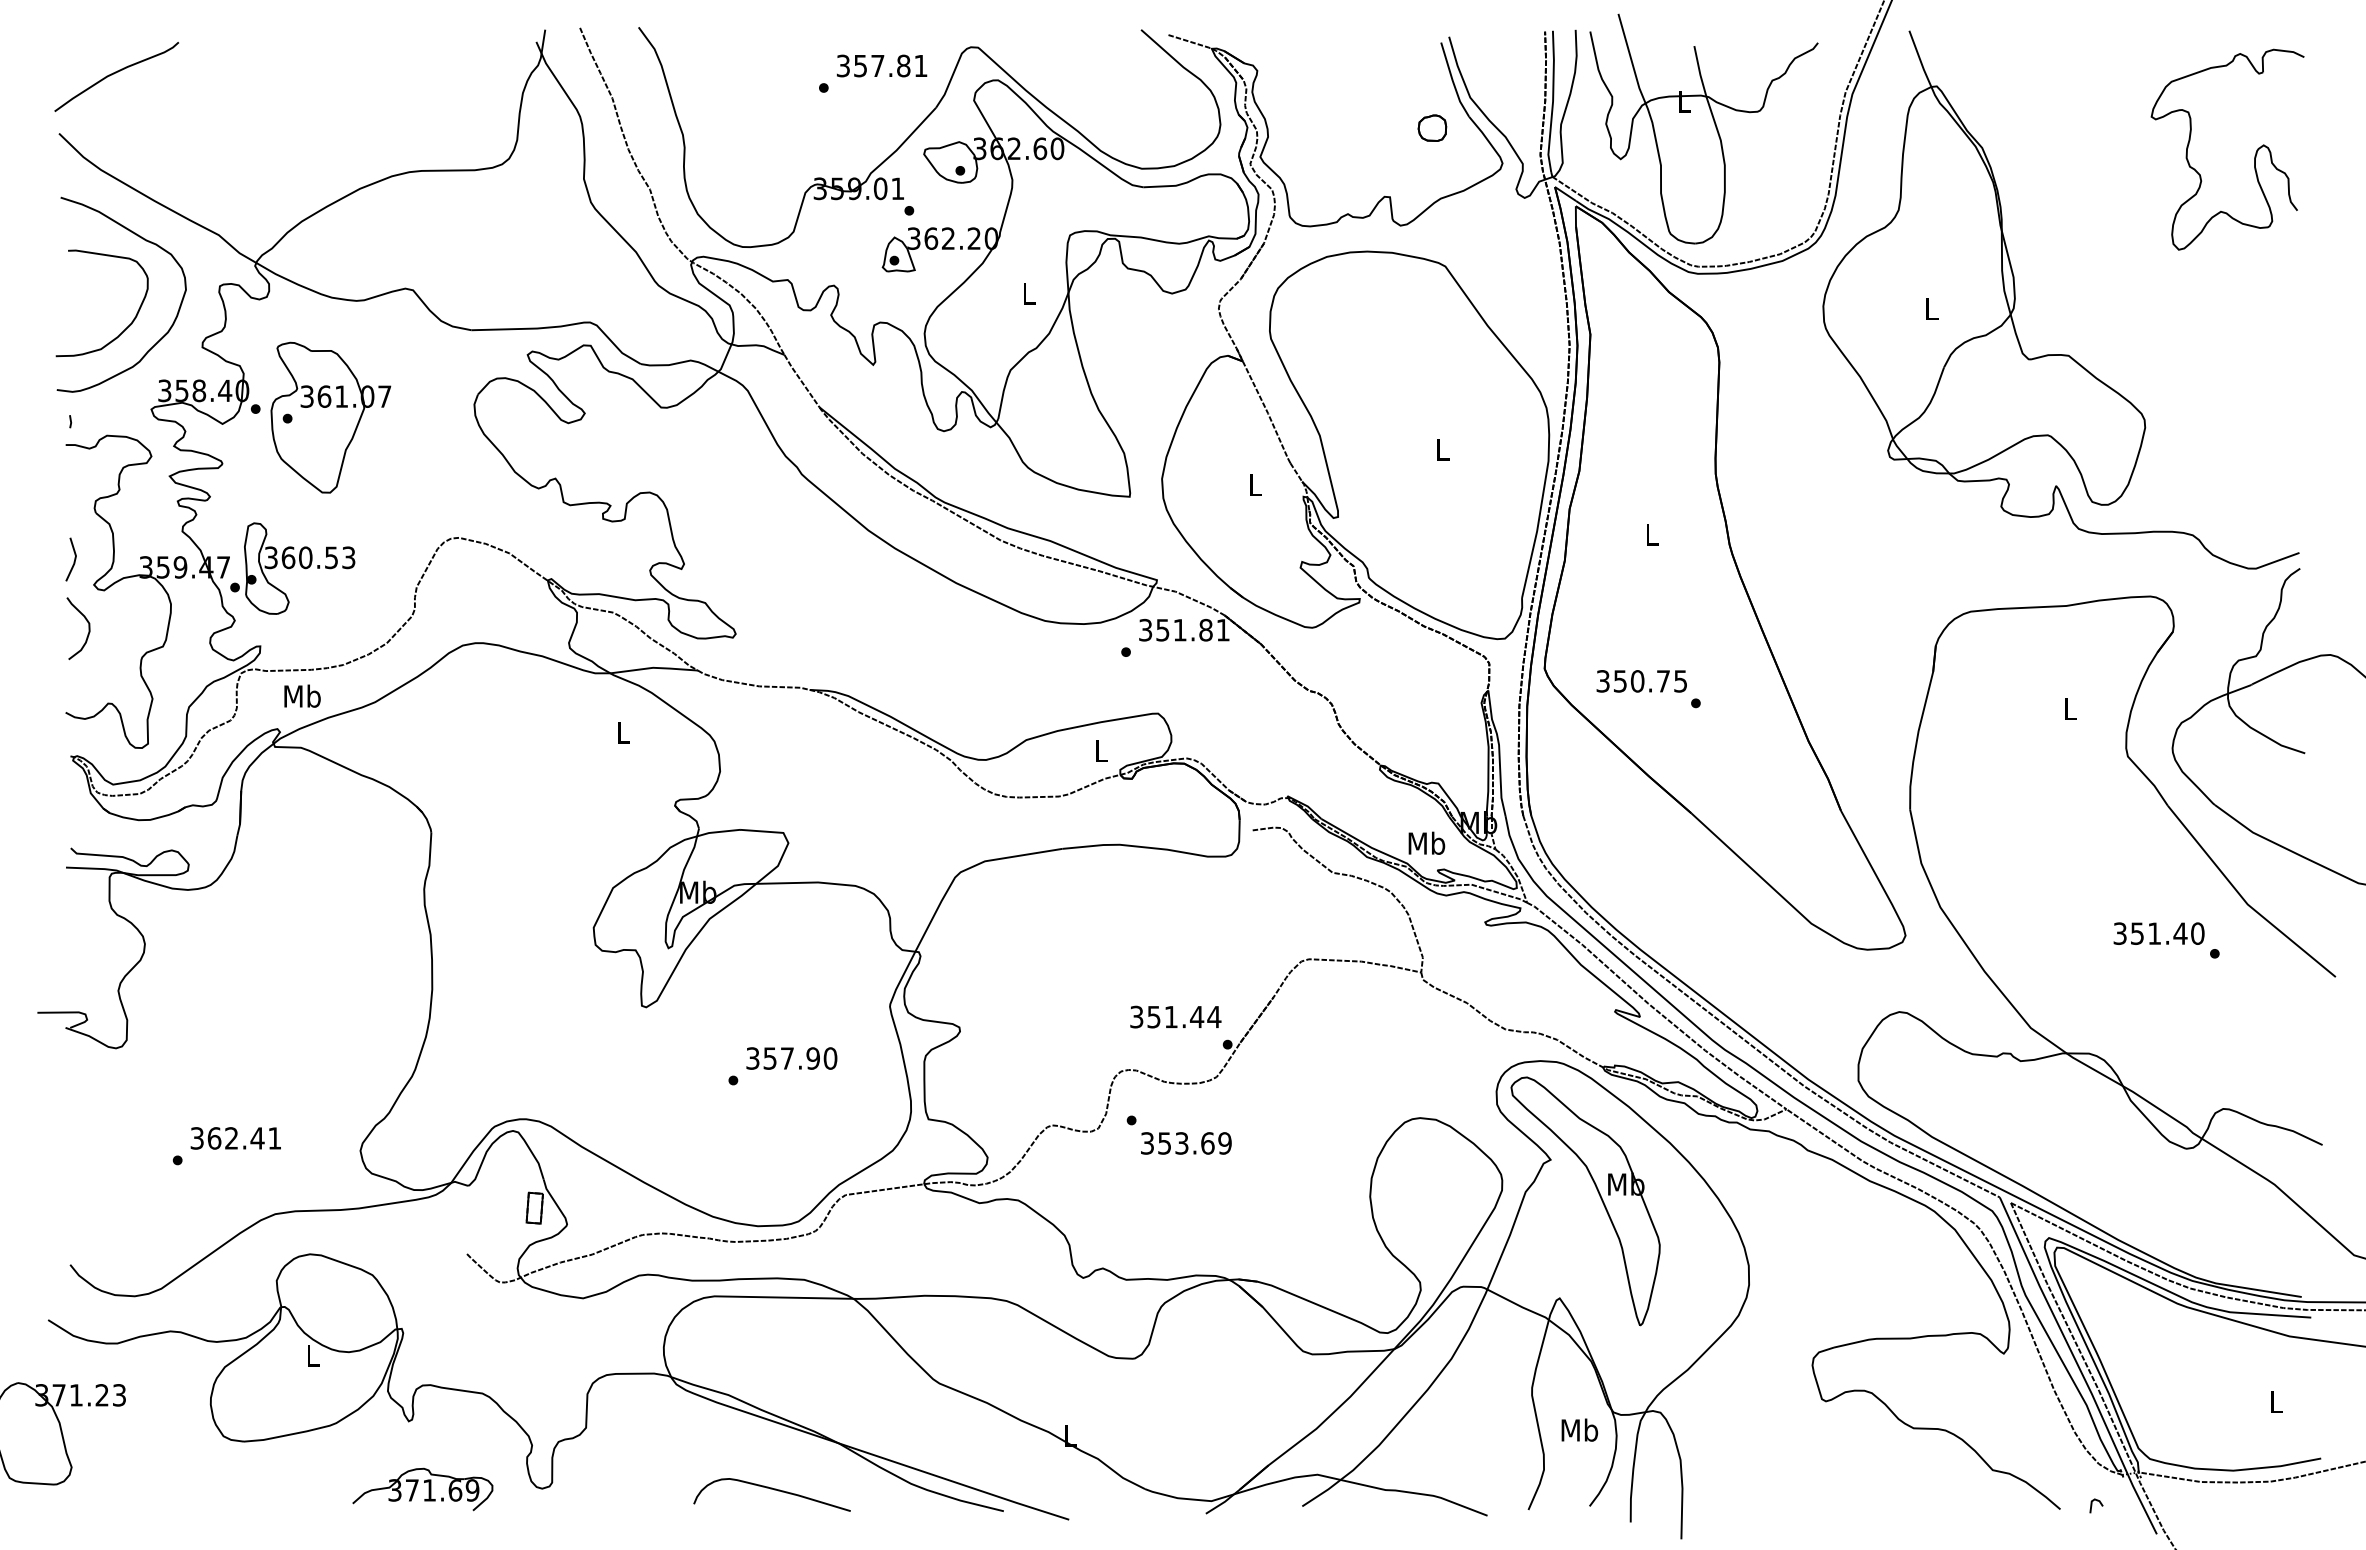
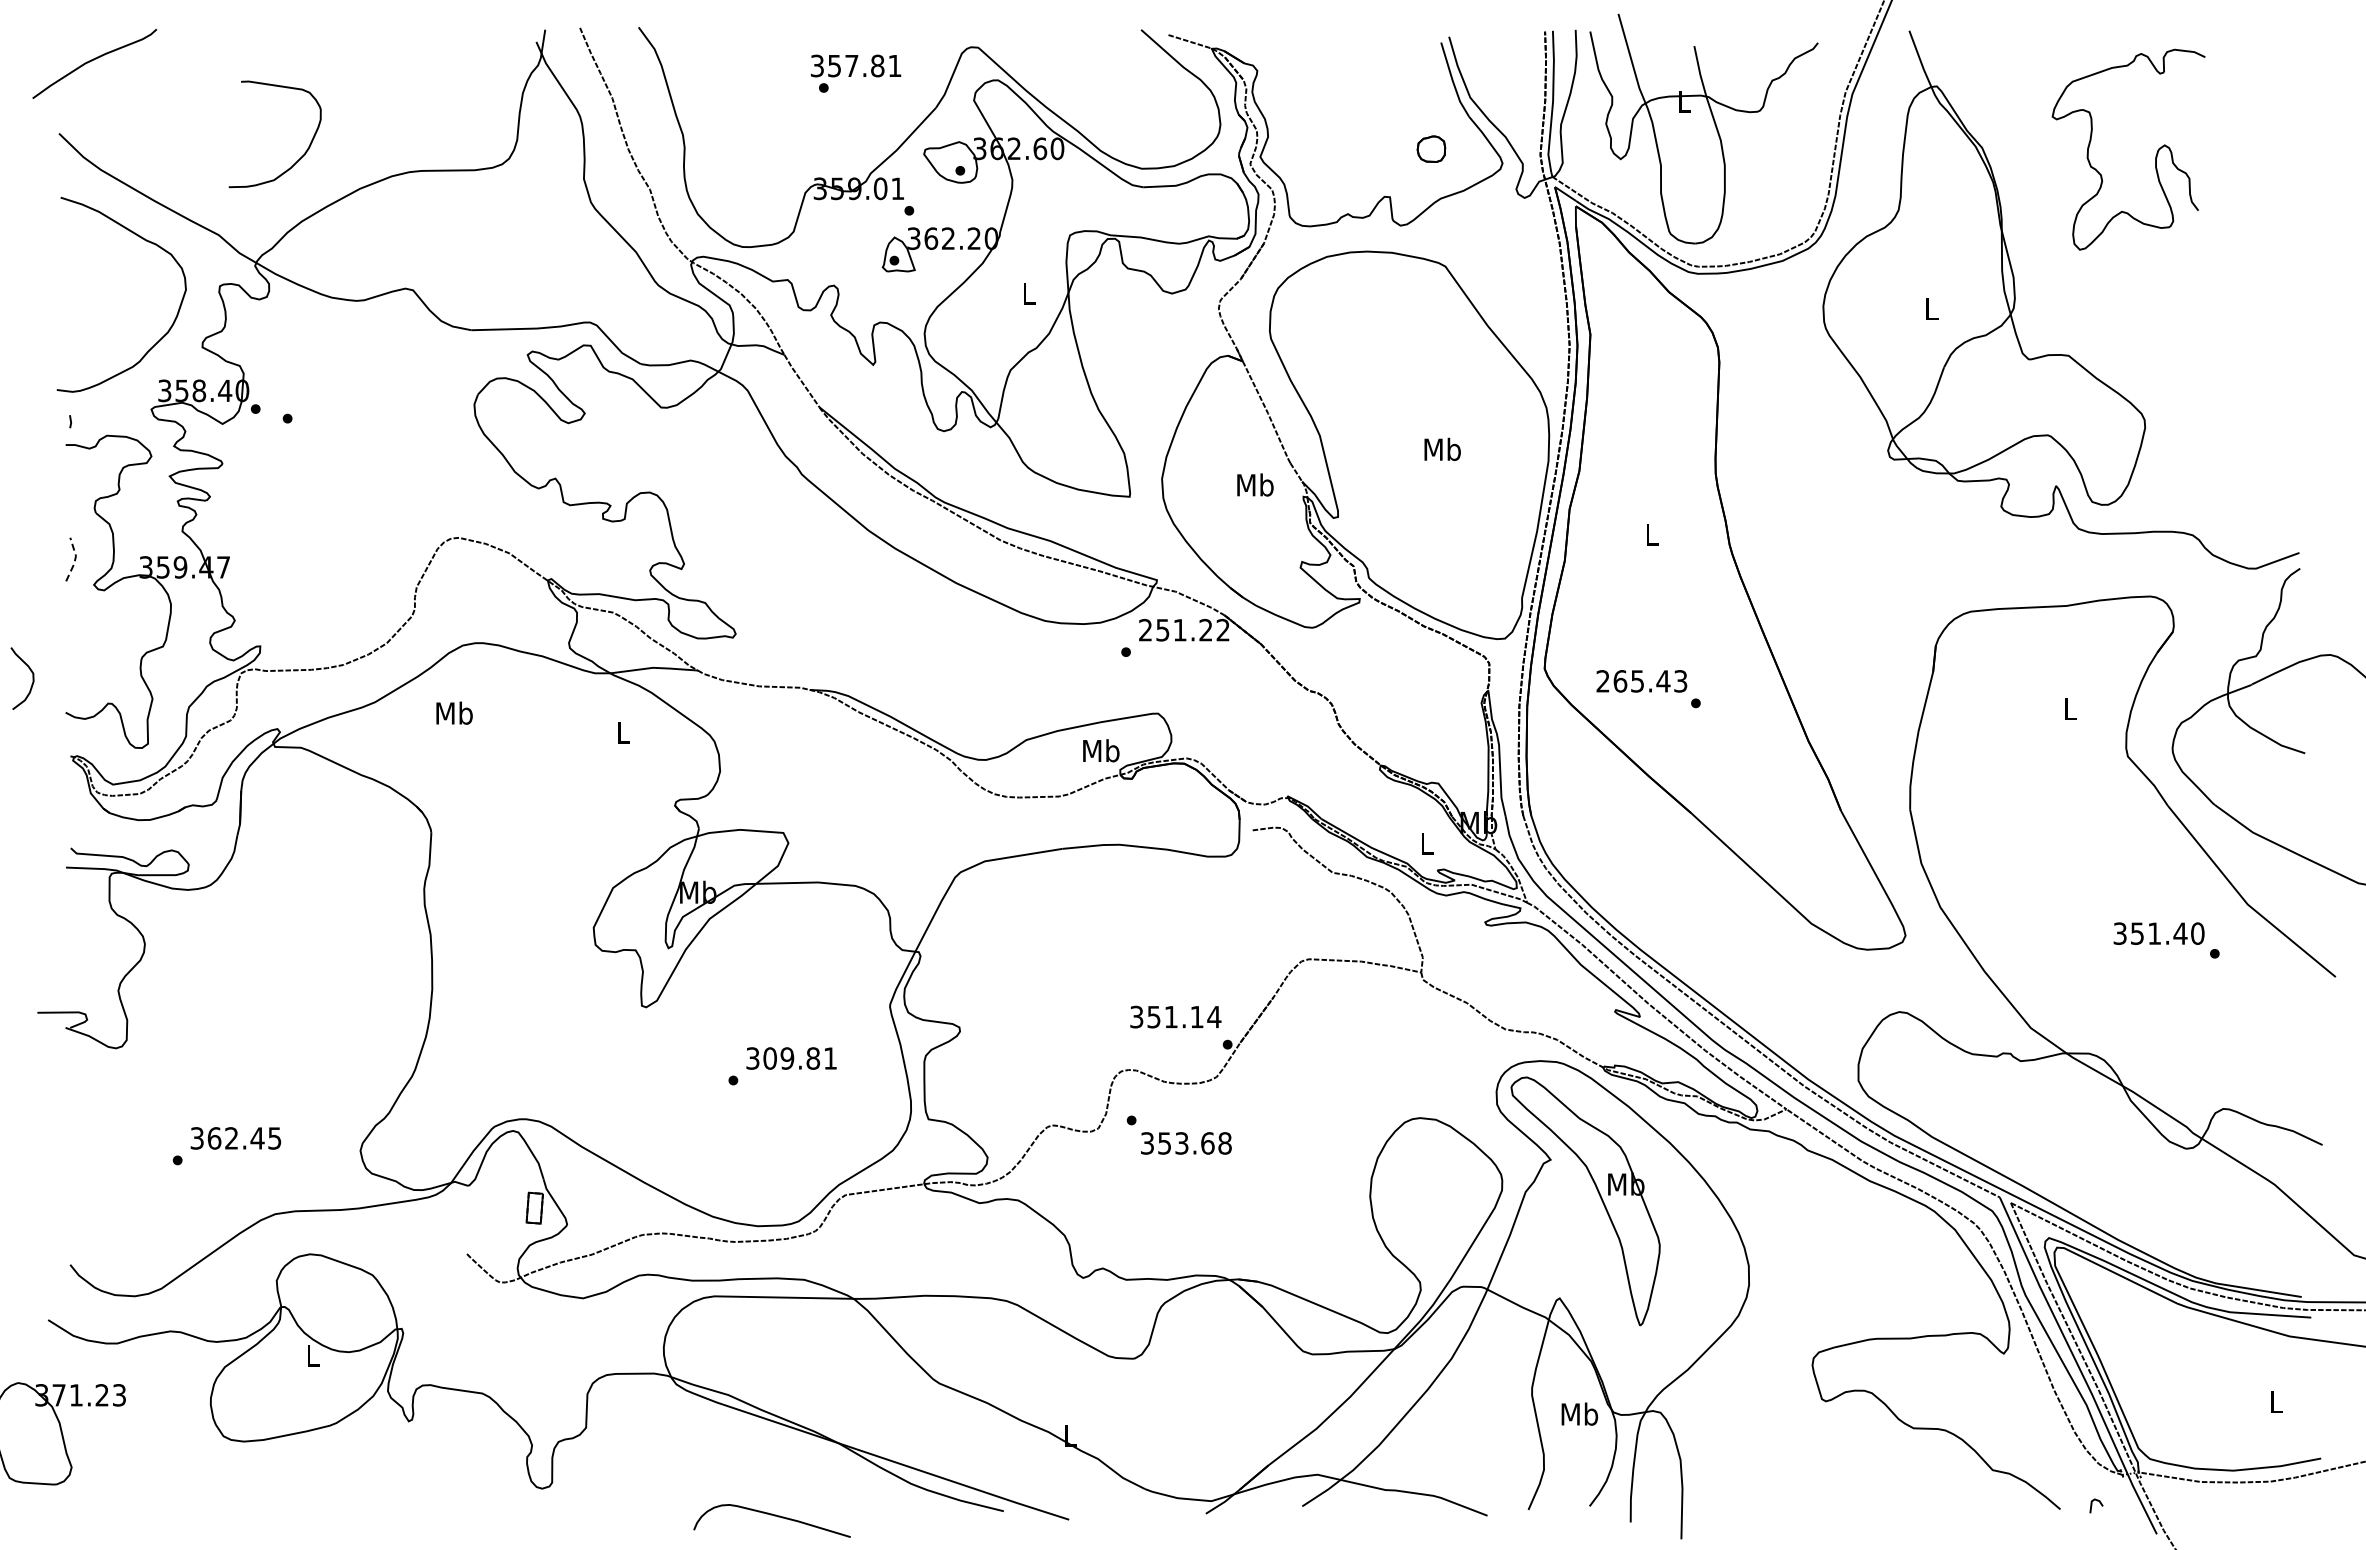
text position: (882, 65) -> (856, 65) (856, 65)
curve position: (114, 74) -> (92, 61) (92, 61)
part position: (1432, 127) -> (1431, 148) (1431, 148)
part position: (2254, 156) -> (2155, 156) (2155, 156)
curve position: (126, 327) -> (299, 158) (299, 158)
part: present -> none (330, 417)
text: L -> Mb (1442, 448)
text: L -> Mb (1255, 484)
line: solid -> dashed (75, 559)
part: present -> none (292, 568)
curve position: (88, 628) -> (32, 678) (32, 678)
text: 351.81 -> 251.22 (1184, 629)
text: 350.75 -> 265.43 (1641, 681)
text position: (302, 695) -> (454, 712) (454, 712)
text: L -> Mb (1101, 750)
text: Mb -> L (1426, 842)
text: 351.44 -> 351.14 (1197, 1017)
text: 357.90 -> 309.81 (800, 1058)
text: 362.41 -> 362.45 (274, 1138)
text: 353.69 -> 353.68 (1224, 1143)
text position: (1579, 1429) -> (1579, 1413) (1579, 1413)
part: present -> none (422, 1489)
curve position: (771, 1489) -> (771, 1515) (771, 1515)
